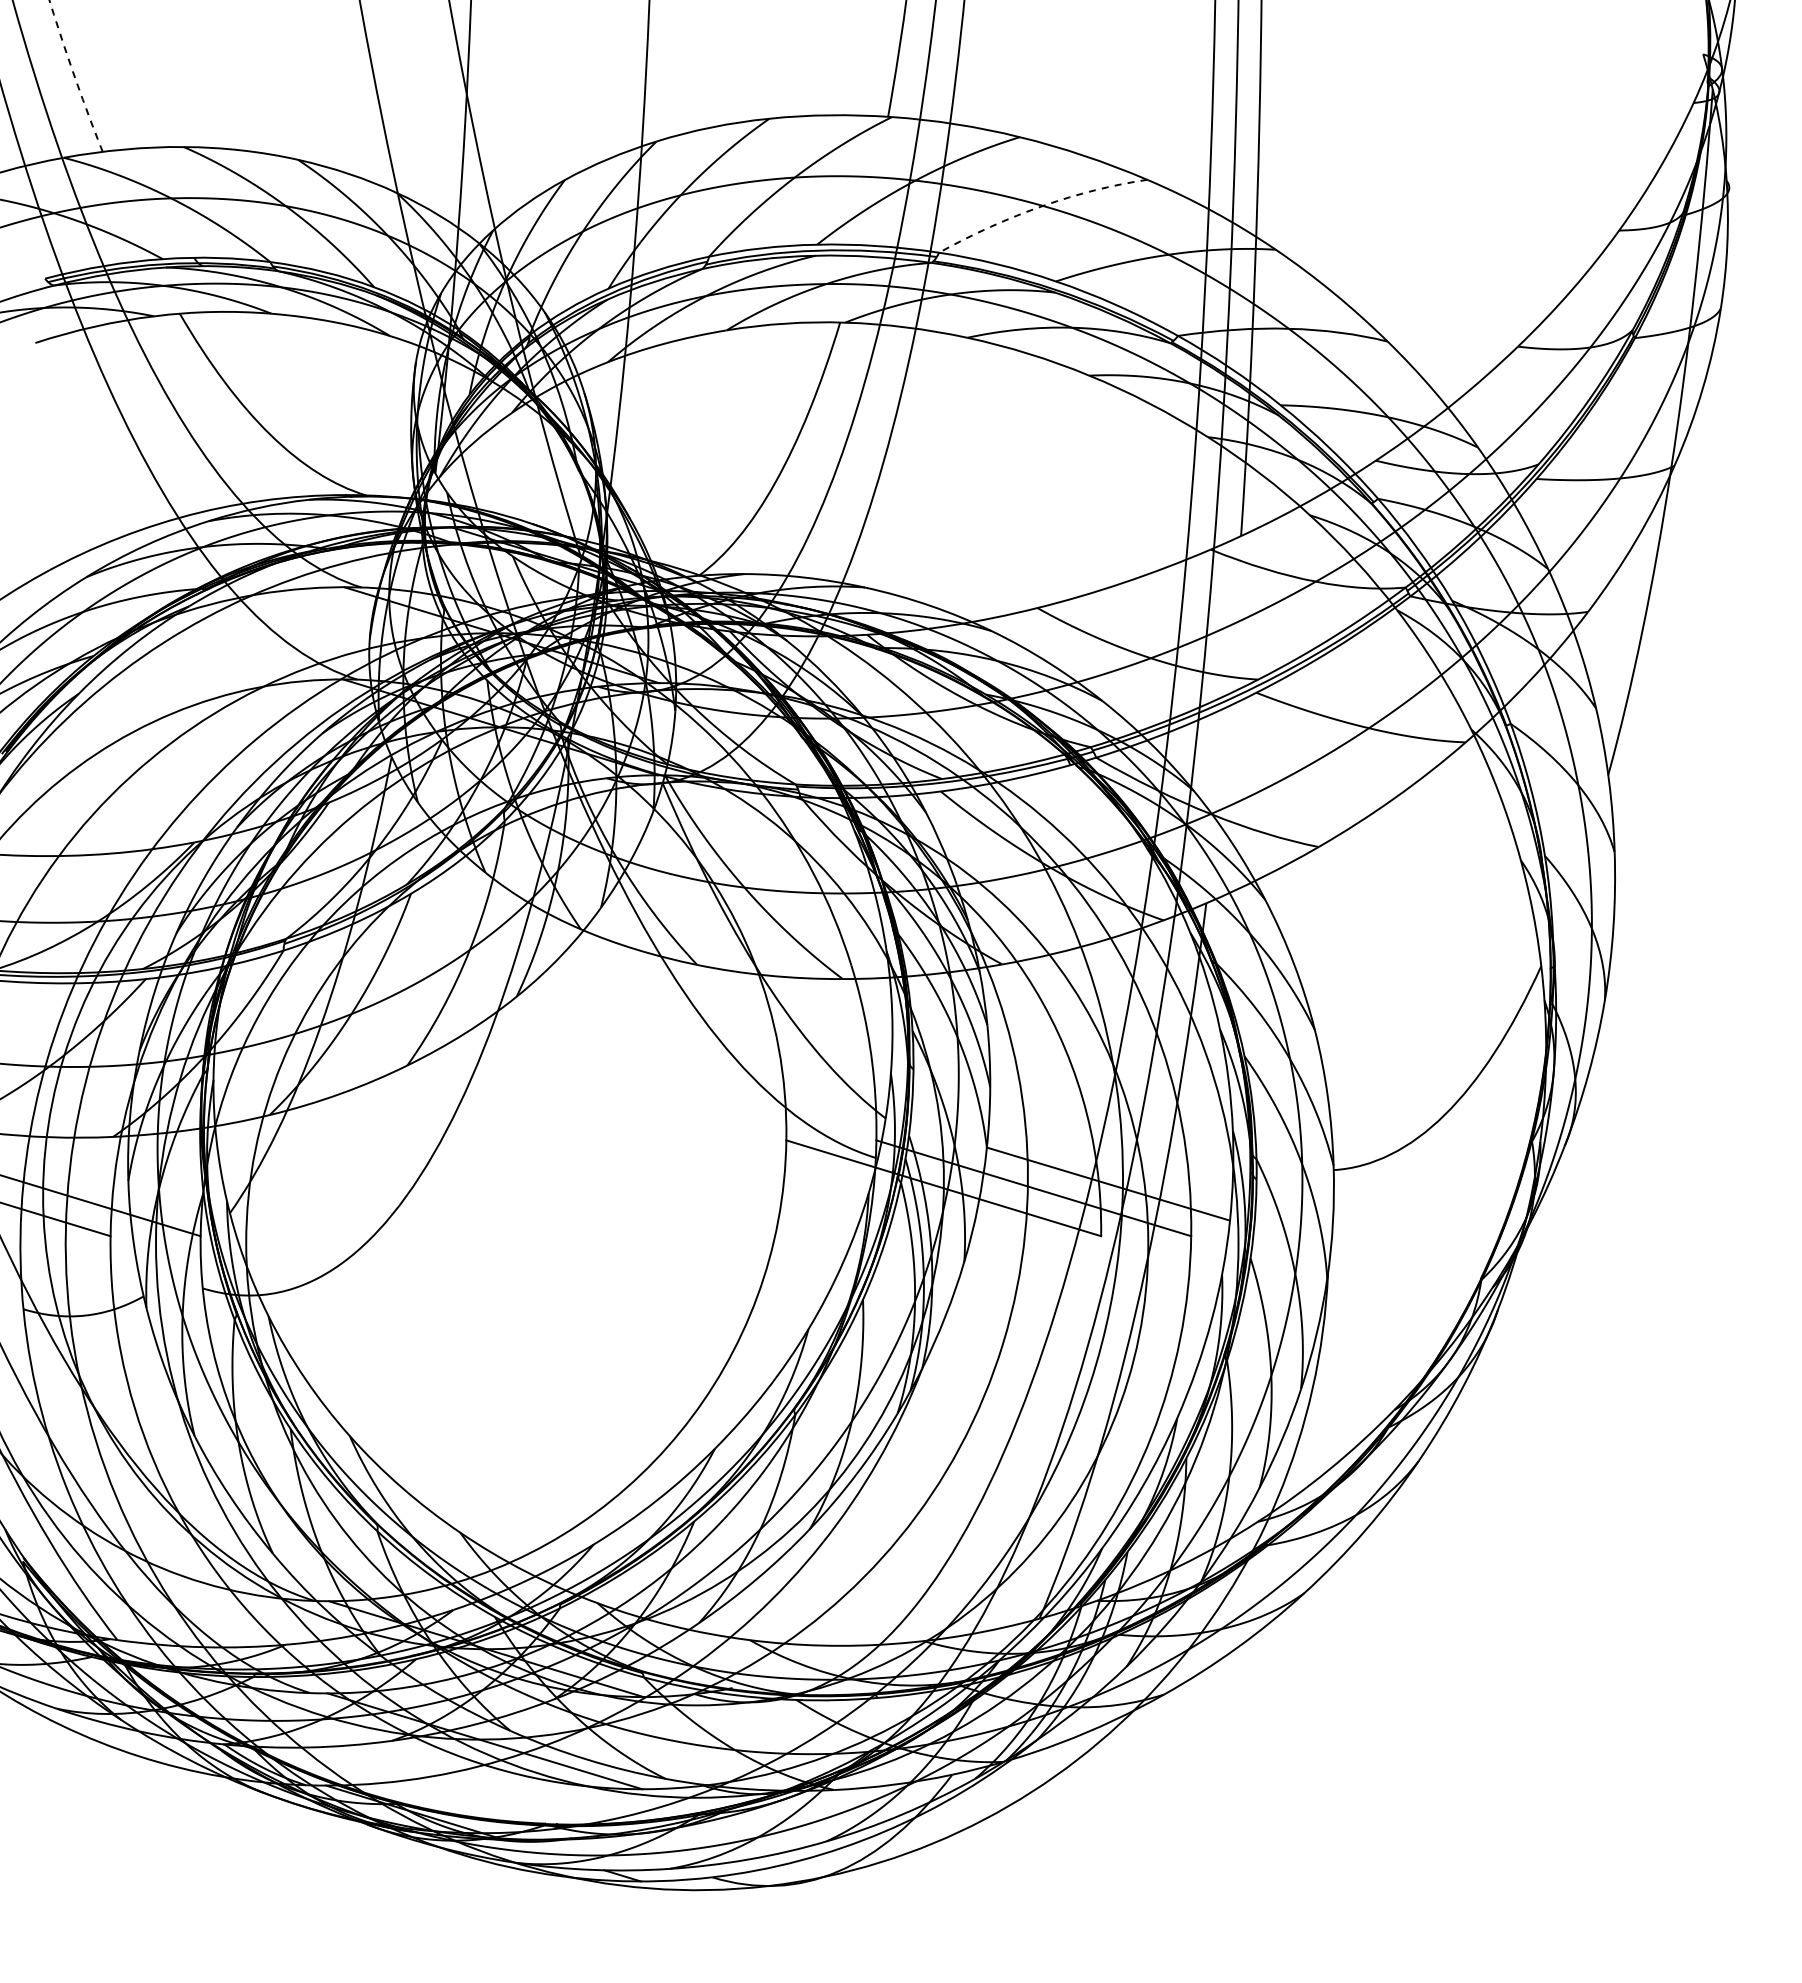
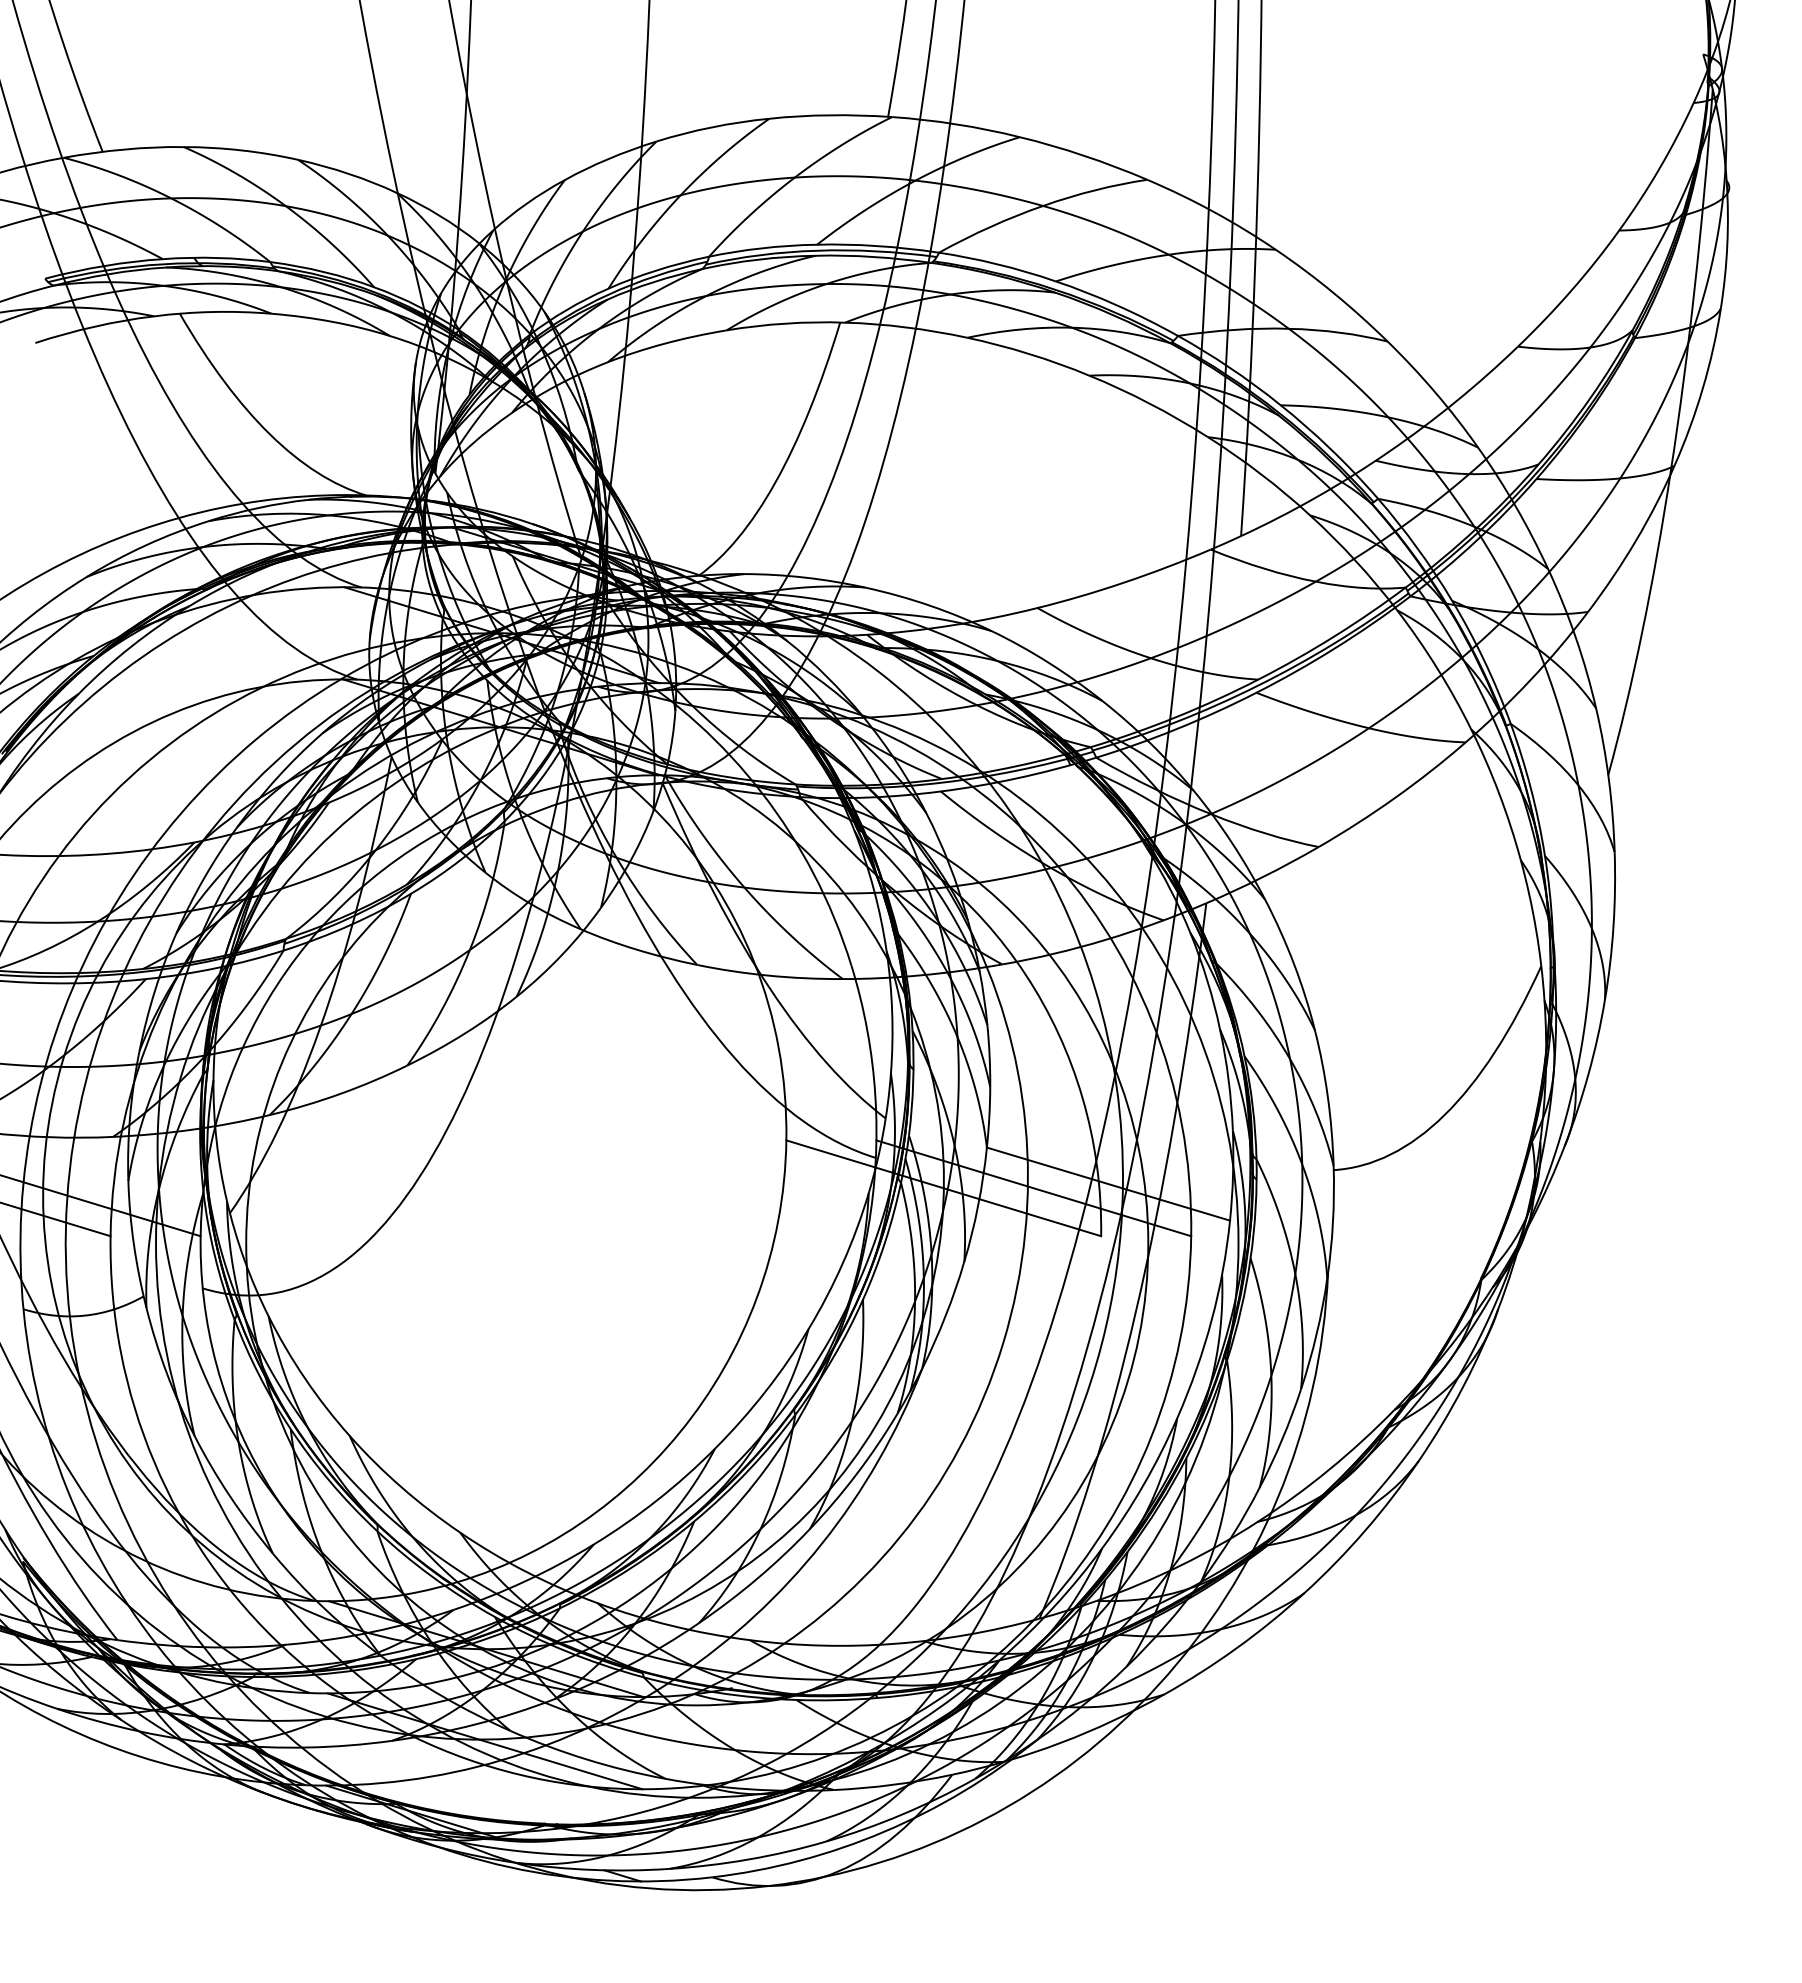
arc: dashed -> solid (74, 76)
arc: dashed -> solid (1040, 206)
